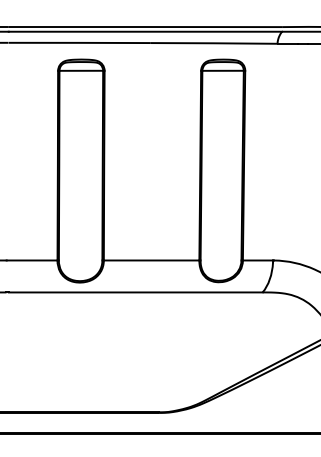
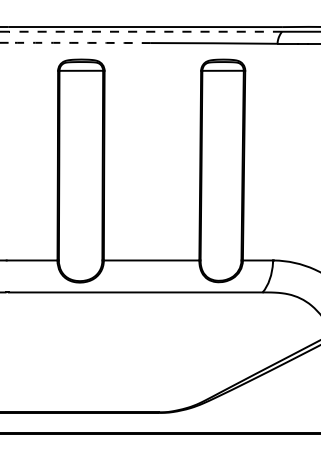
line: solid -> dashed (145, 31)
arc: solid -> dashed (79, 42)
